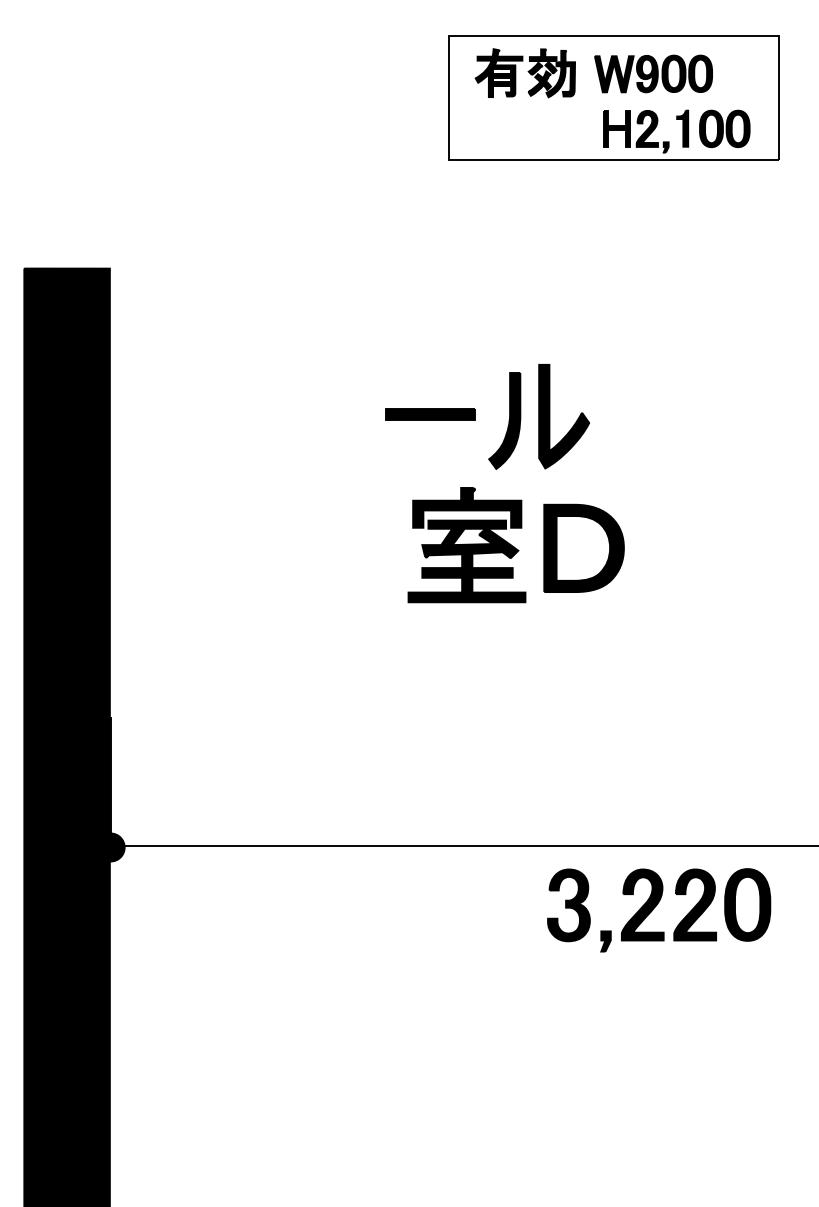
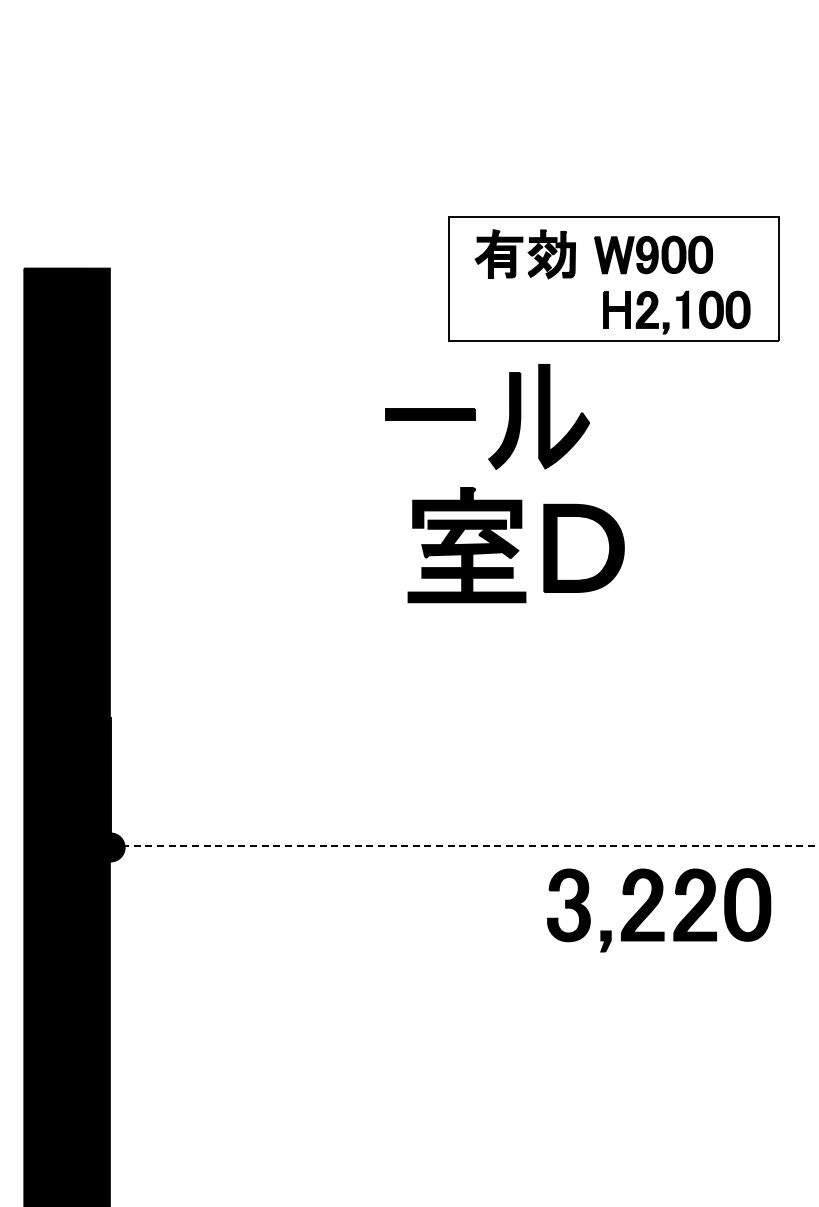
part position: (613, 97) -> (613, 278) (613, 278)
line: solid -> dashed (464, 846)
